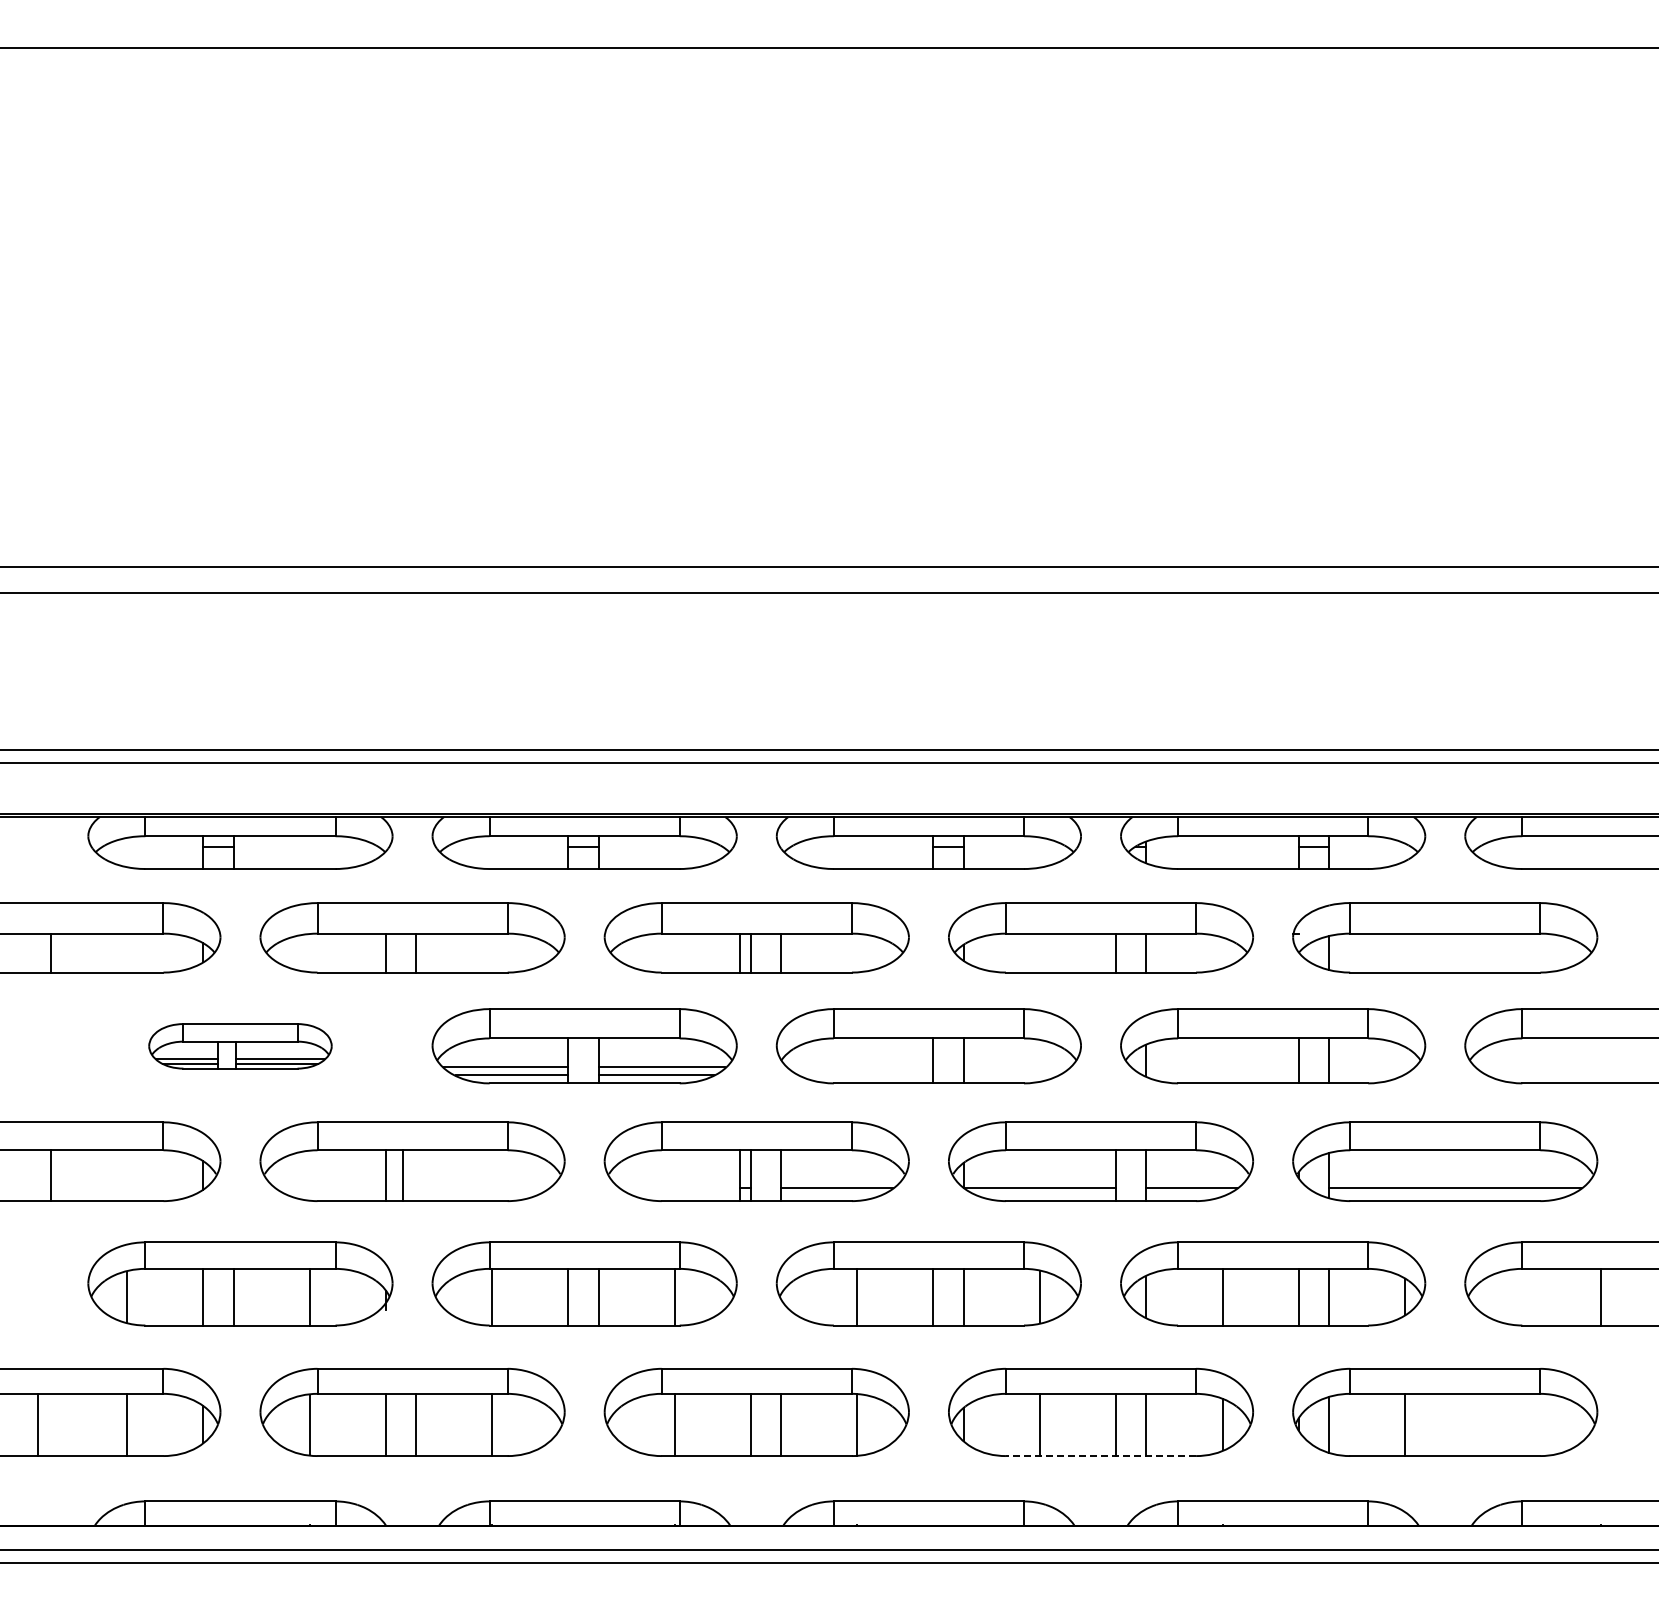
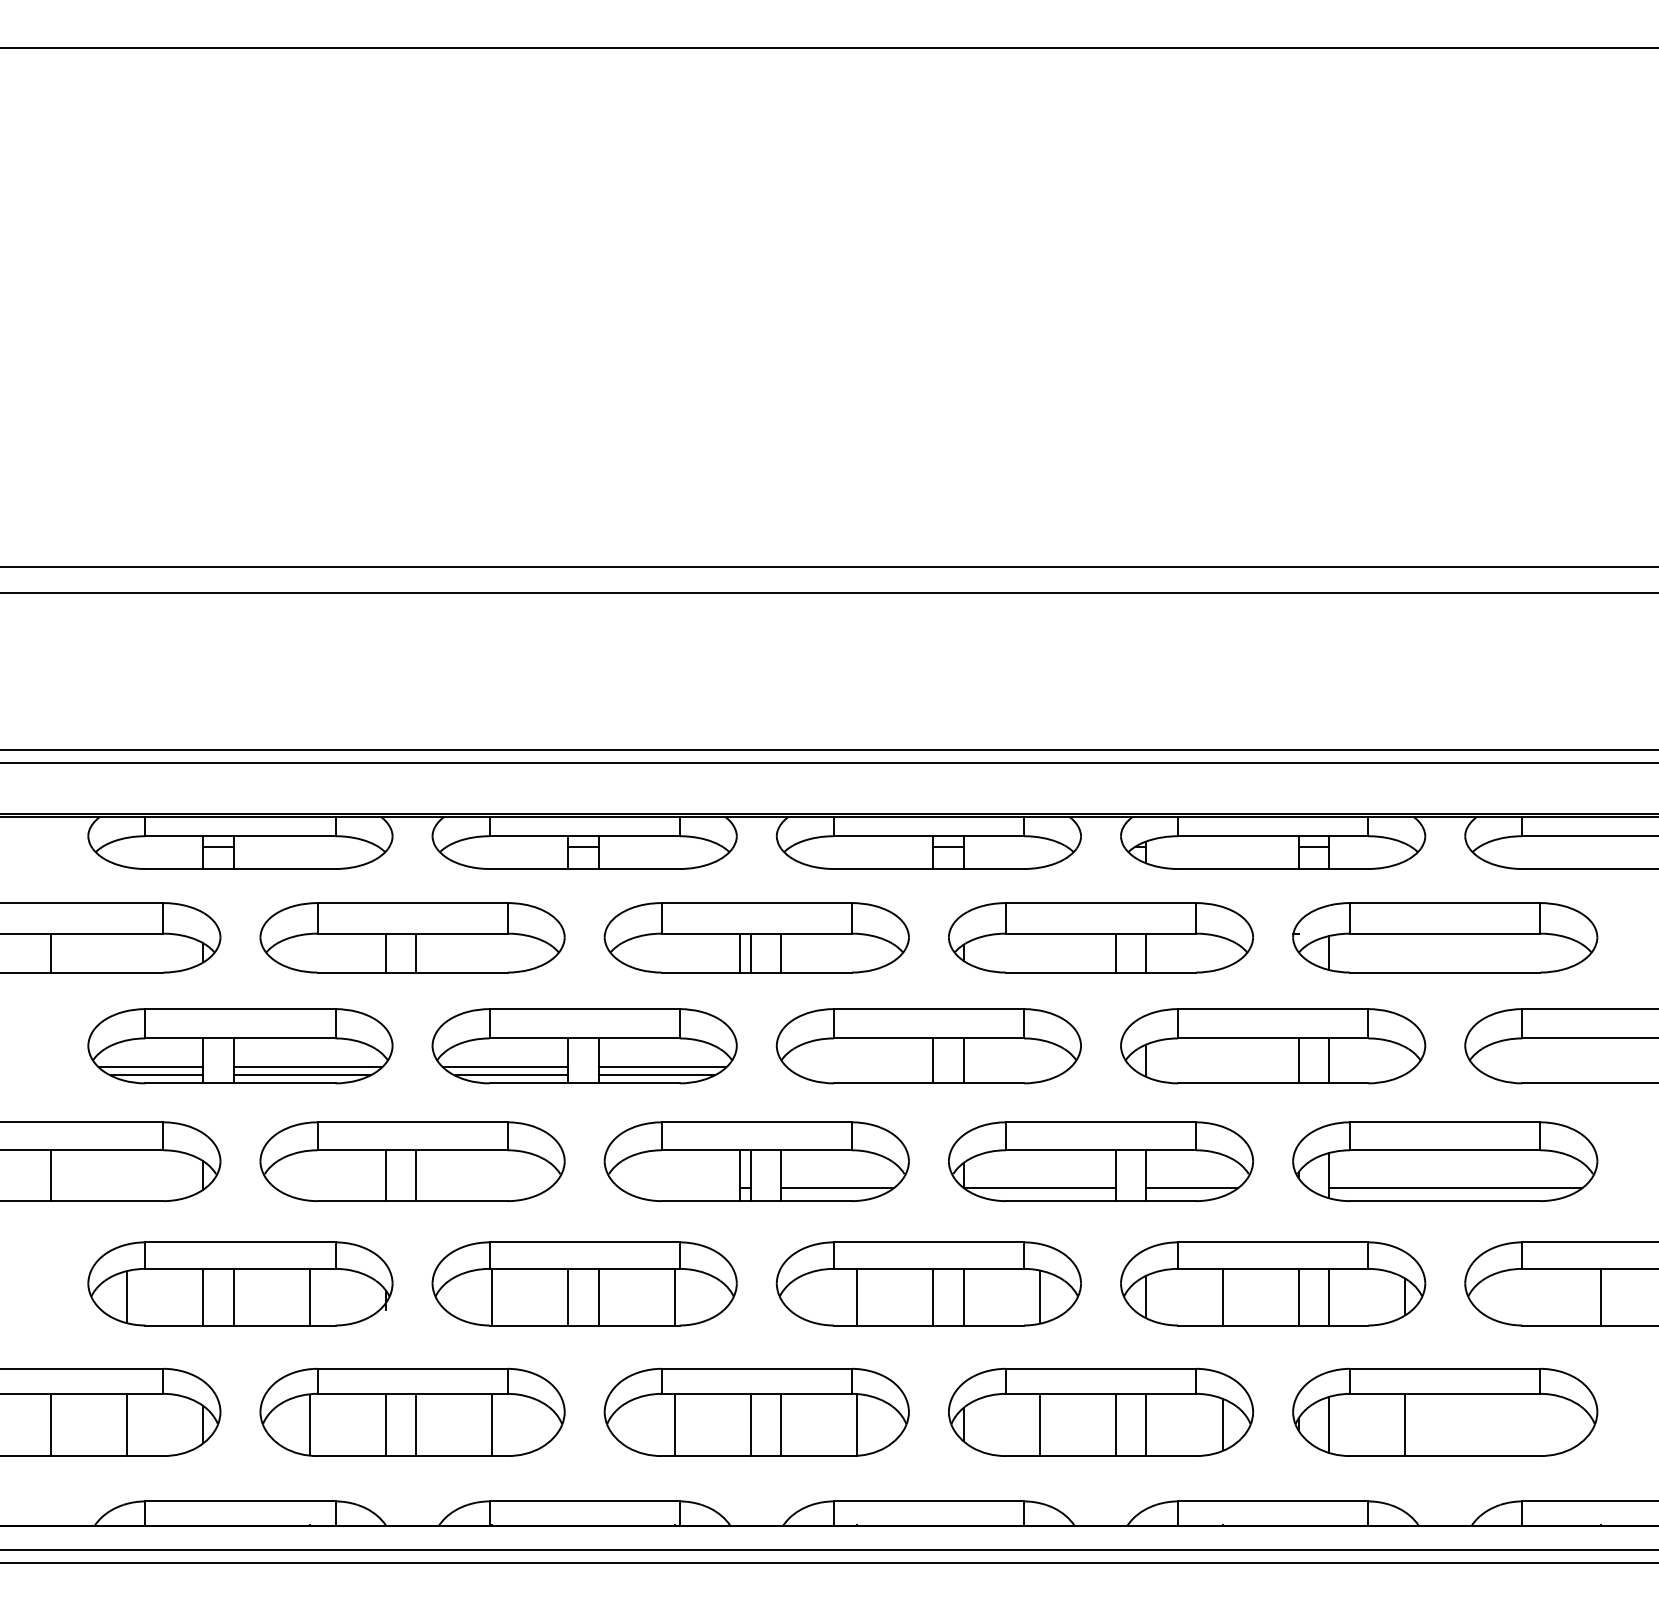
part size: 185x47 px -> 307x77 px (240, 1046)
line position: (403, 1175) -> (416, 1175) (416, 1175)
line position: (38, 1424) -> (51, 1424) (51, 1424)
line: dashed -> solid (1100, 1456)
